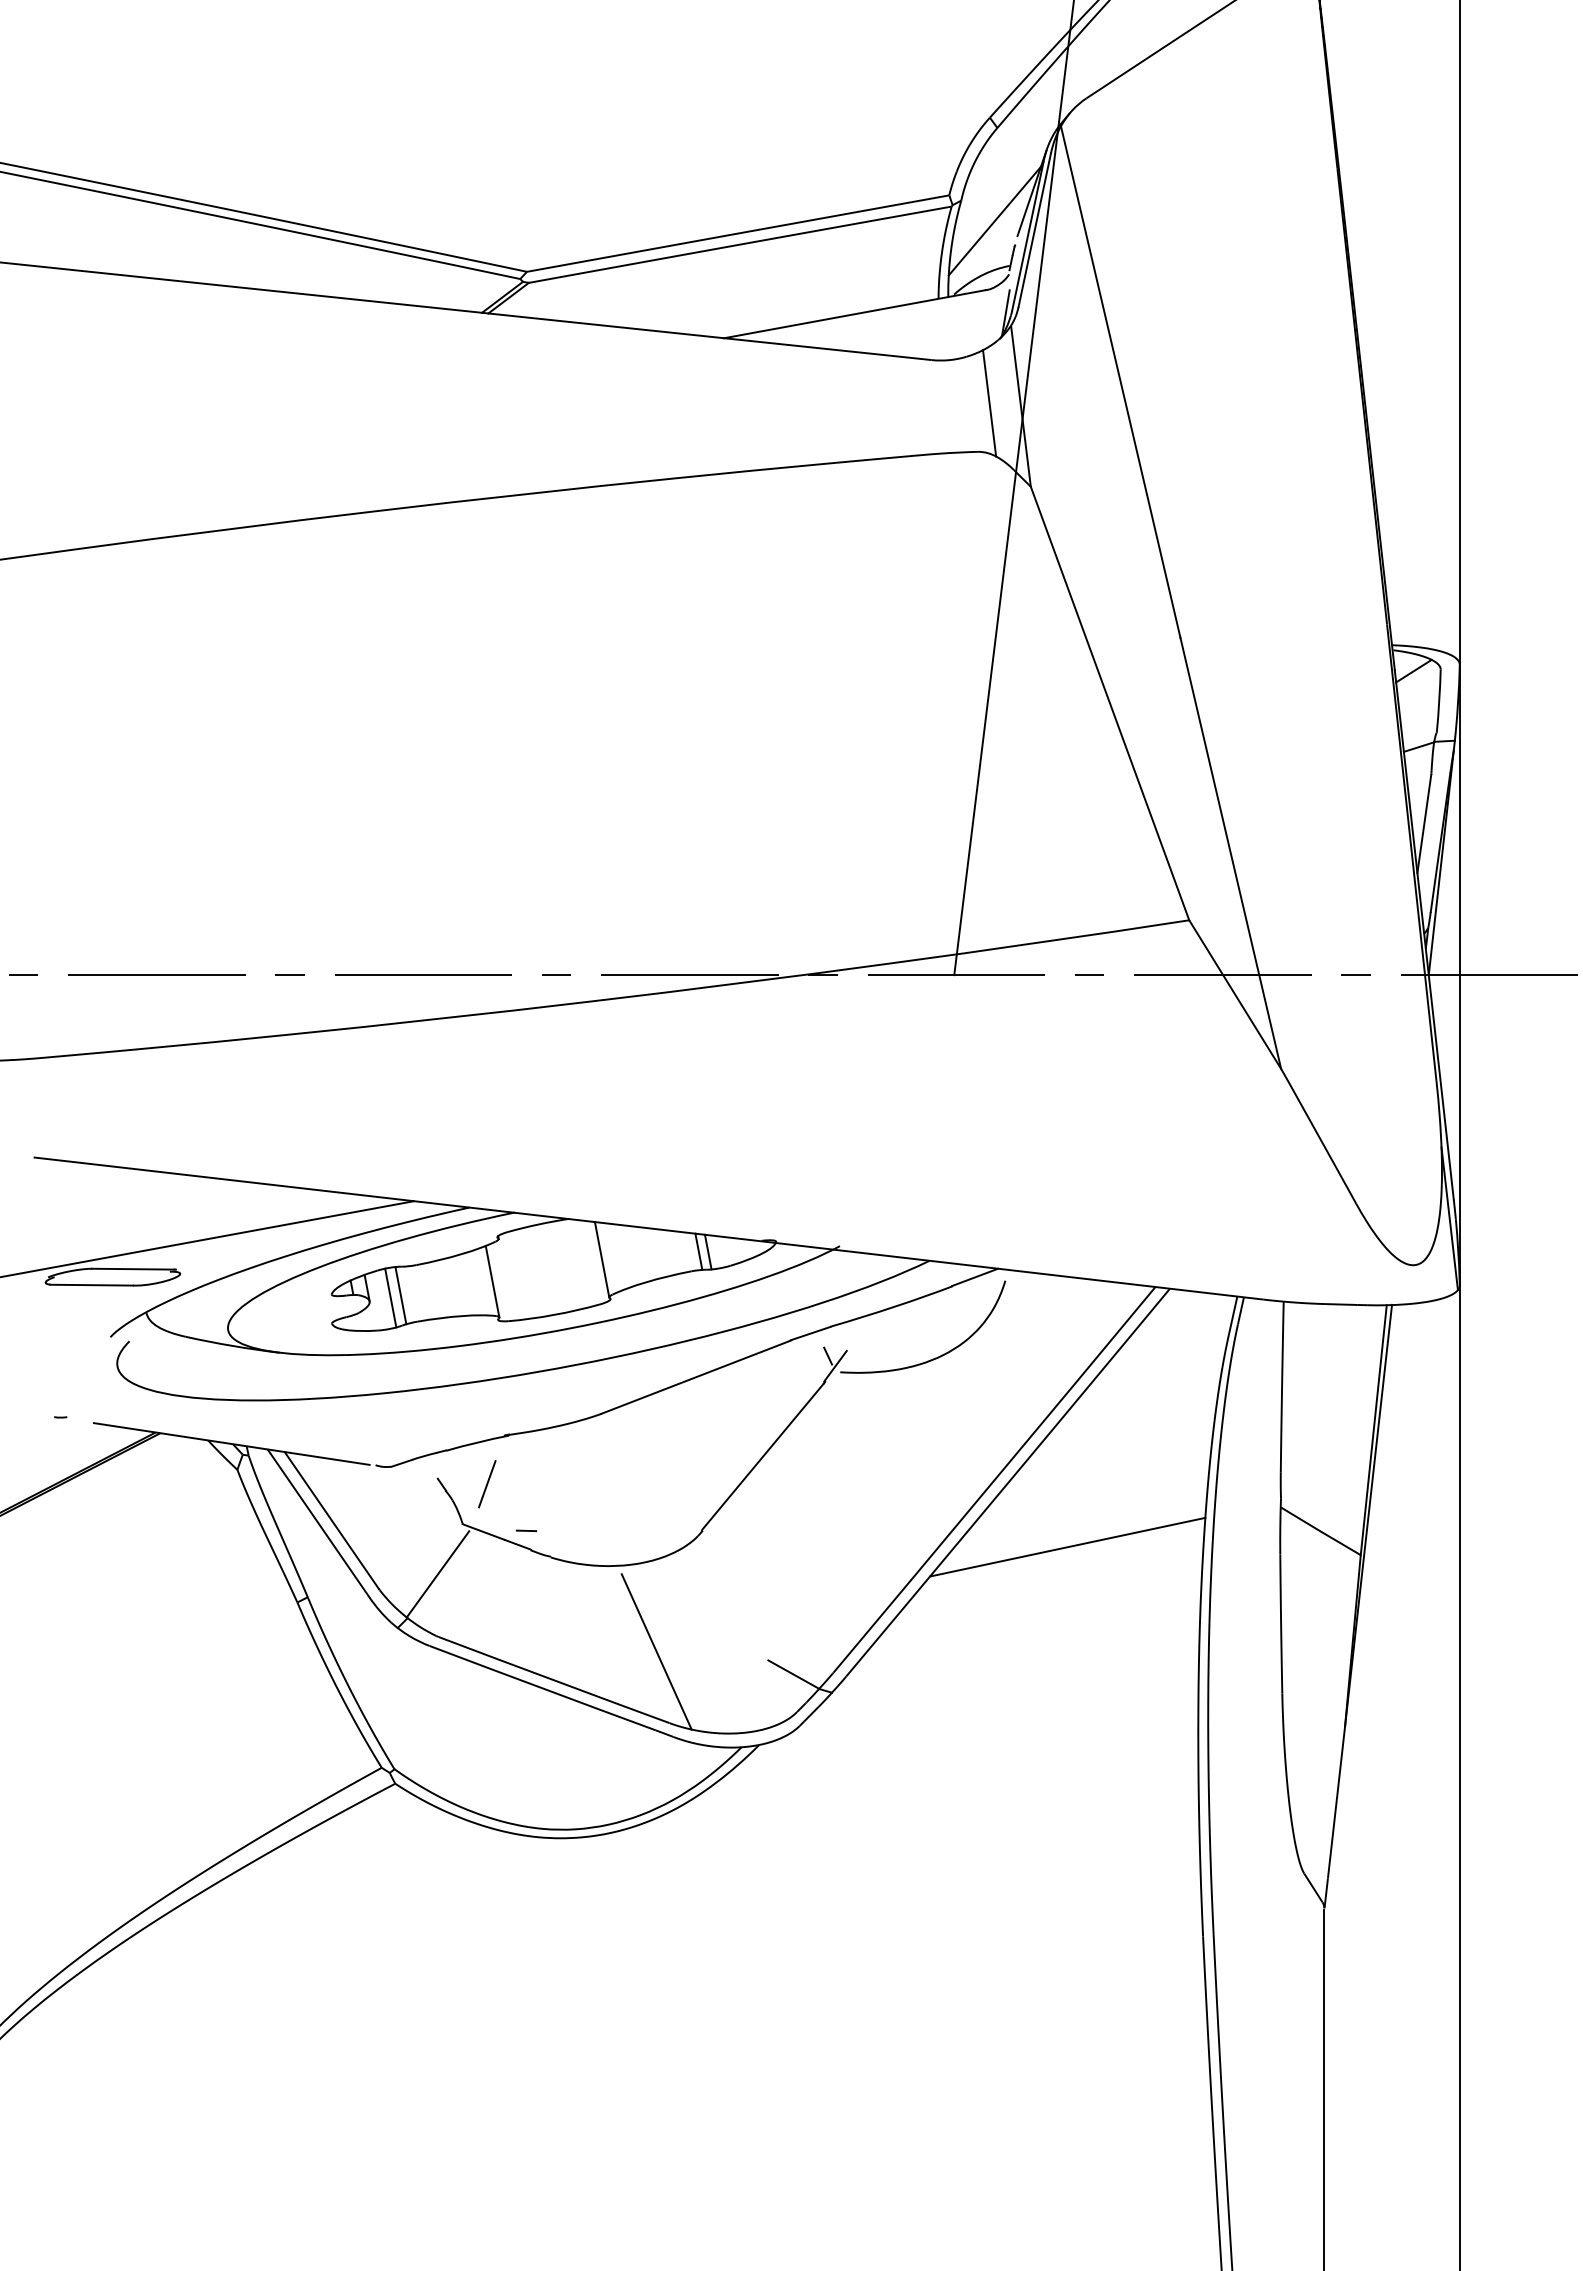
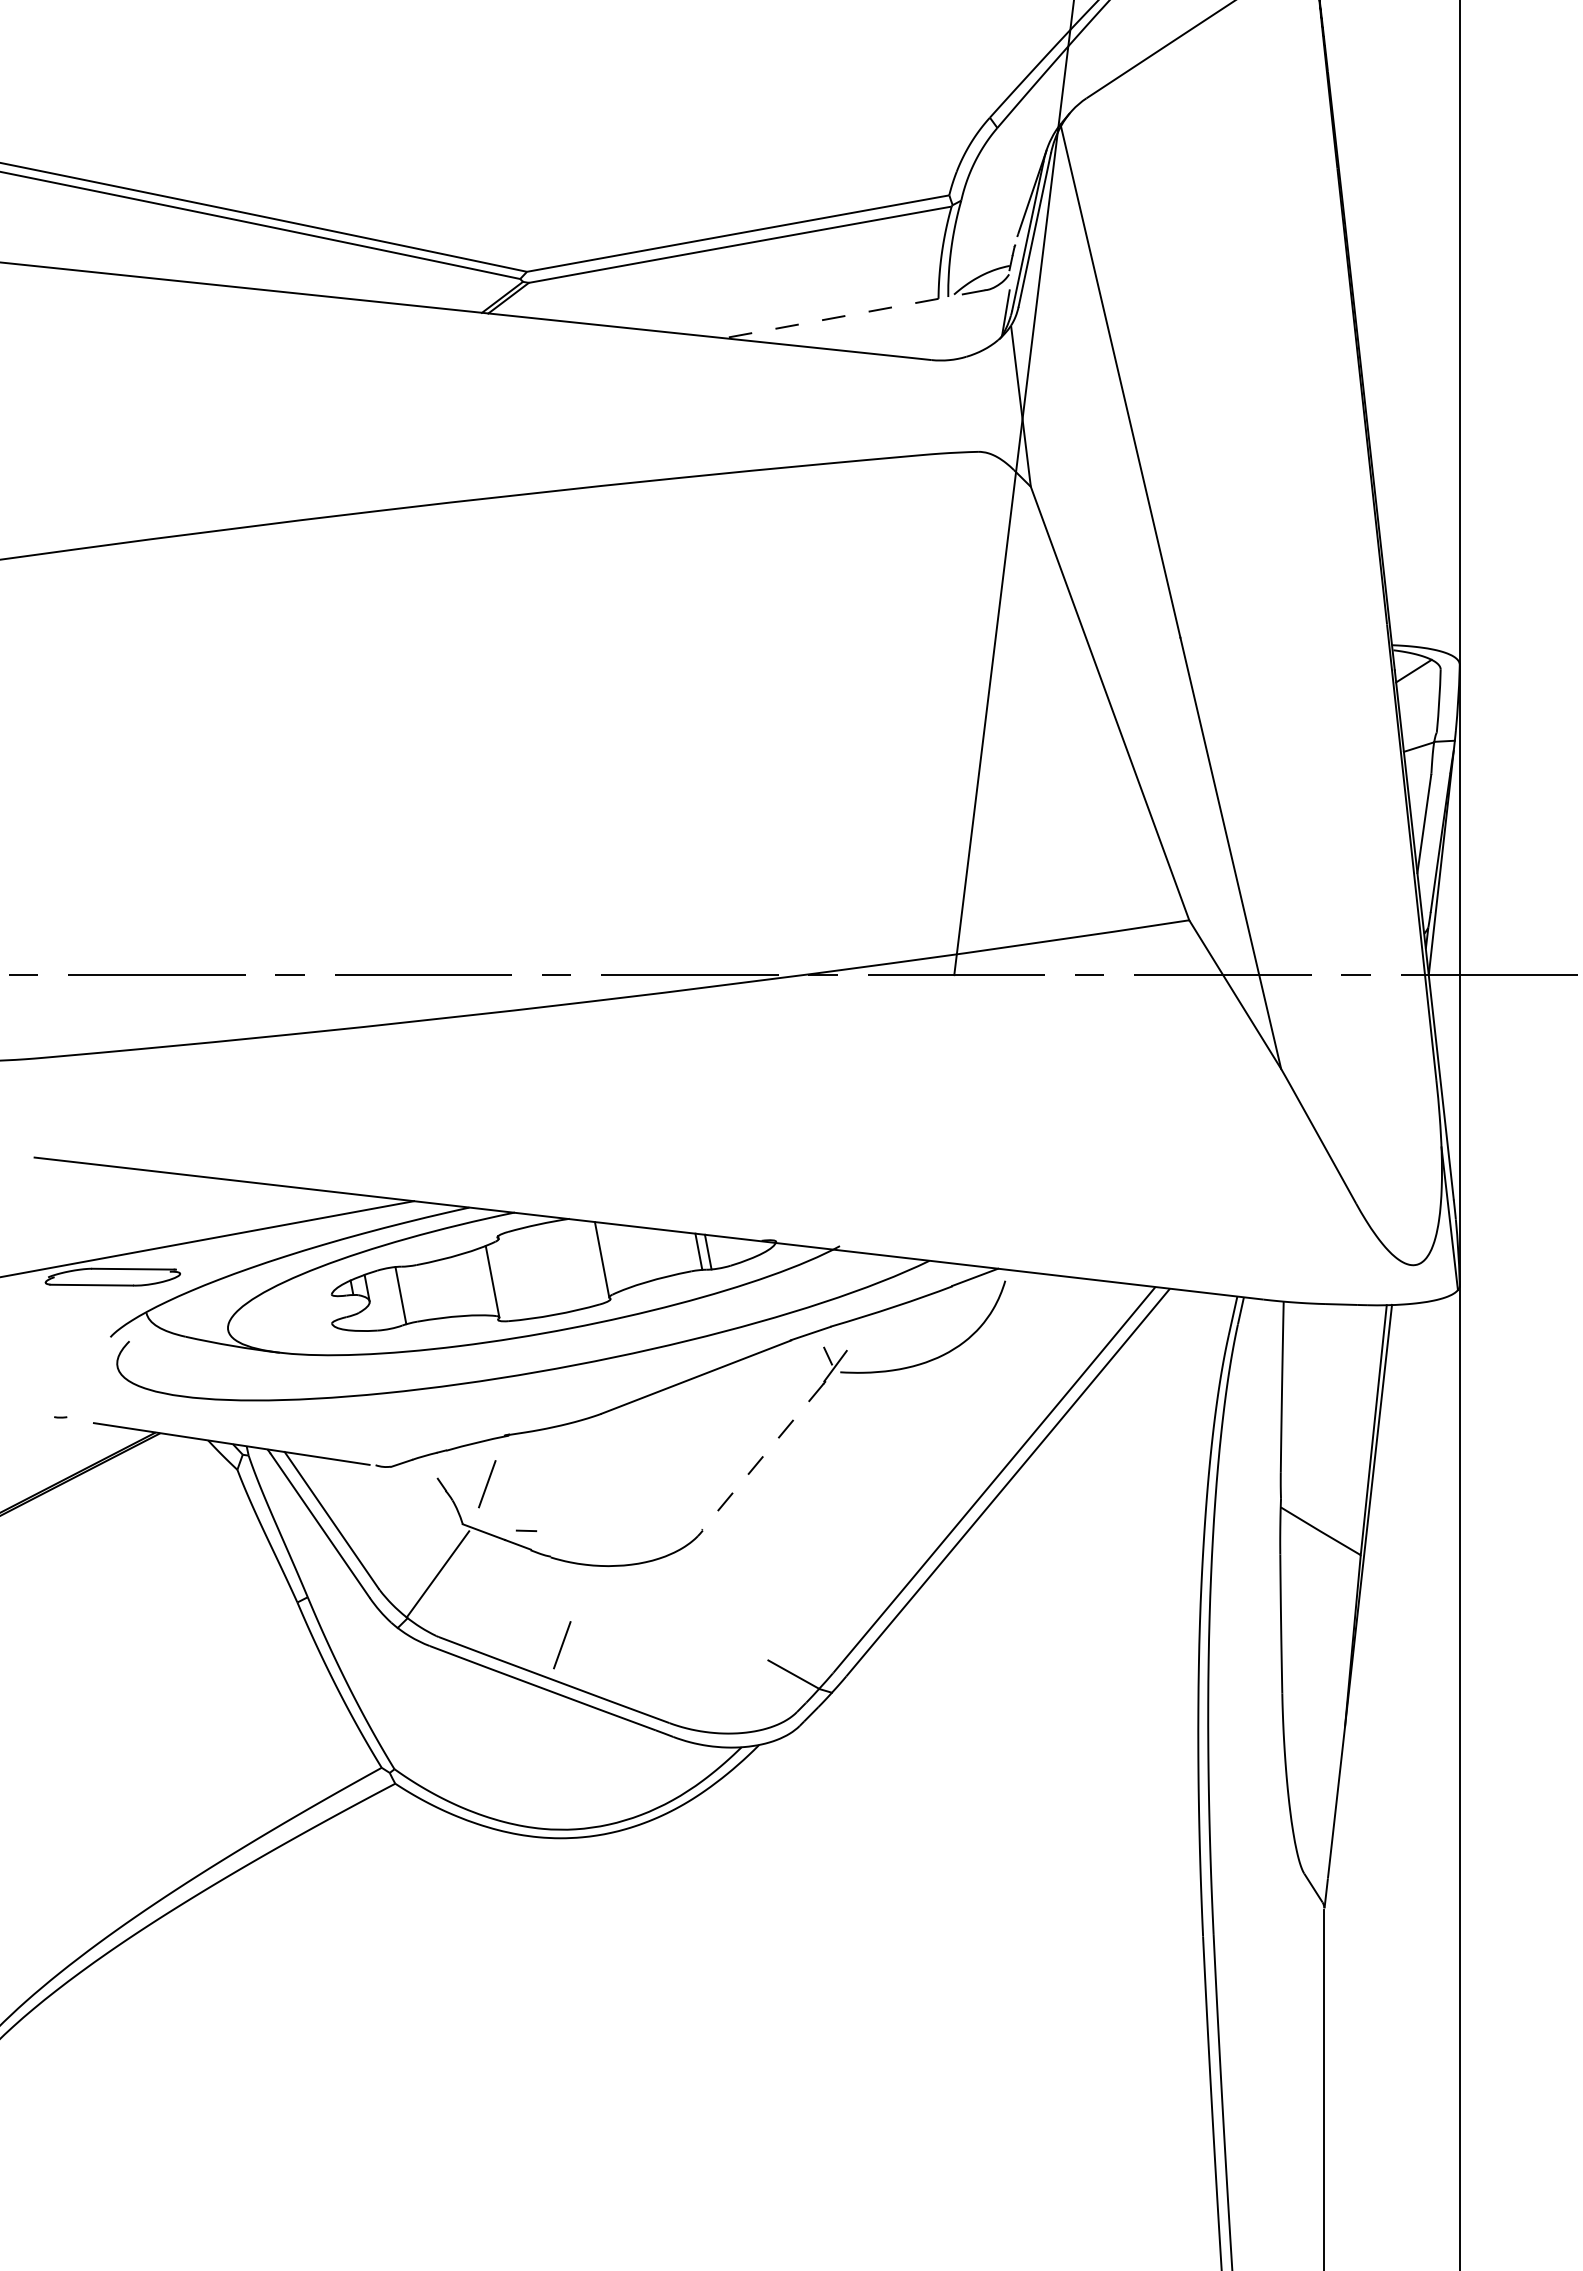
line: present -> none (994, 220)
line: solid -> dashed (854, 314)
line: present -> none (989, 403)
line: present -> none (390, 1297)
line: solid -> dashed (762, 1457)
line: present -> none (1067, 1546)
line: none -> present (562, 1645)
line: present -> none (656, 1651)
